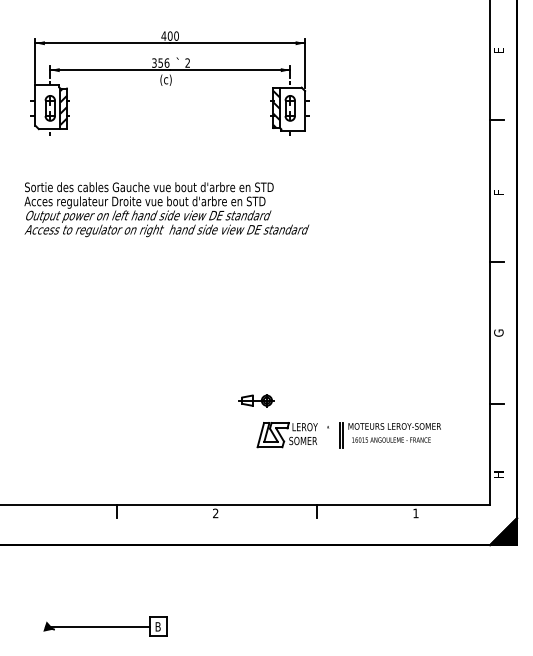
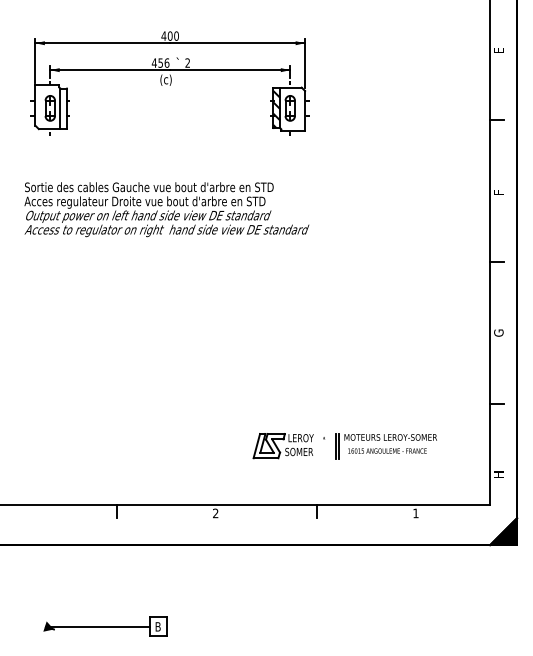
text: 356 -> 456 (153, 62)
hatch: present -> none (63, 106)
part: present -> none (256, 400)
part position: (348, 435) -> (344, 446) (344, 446)
